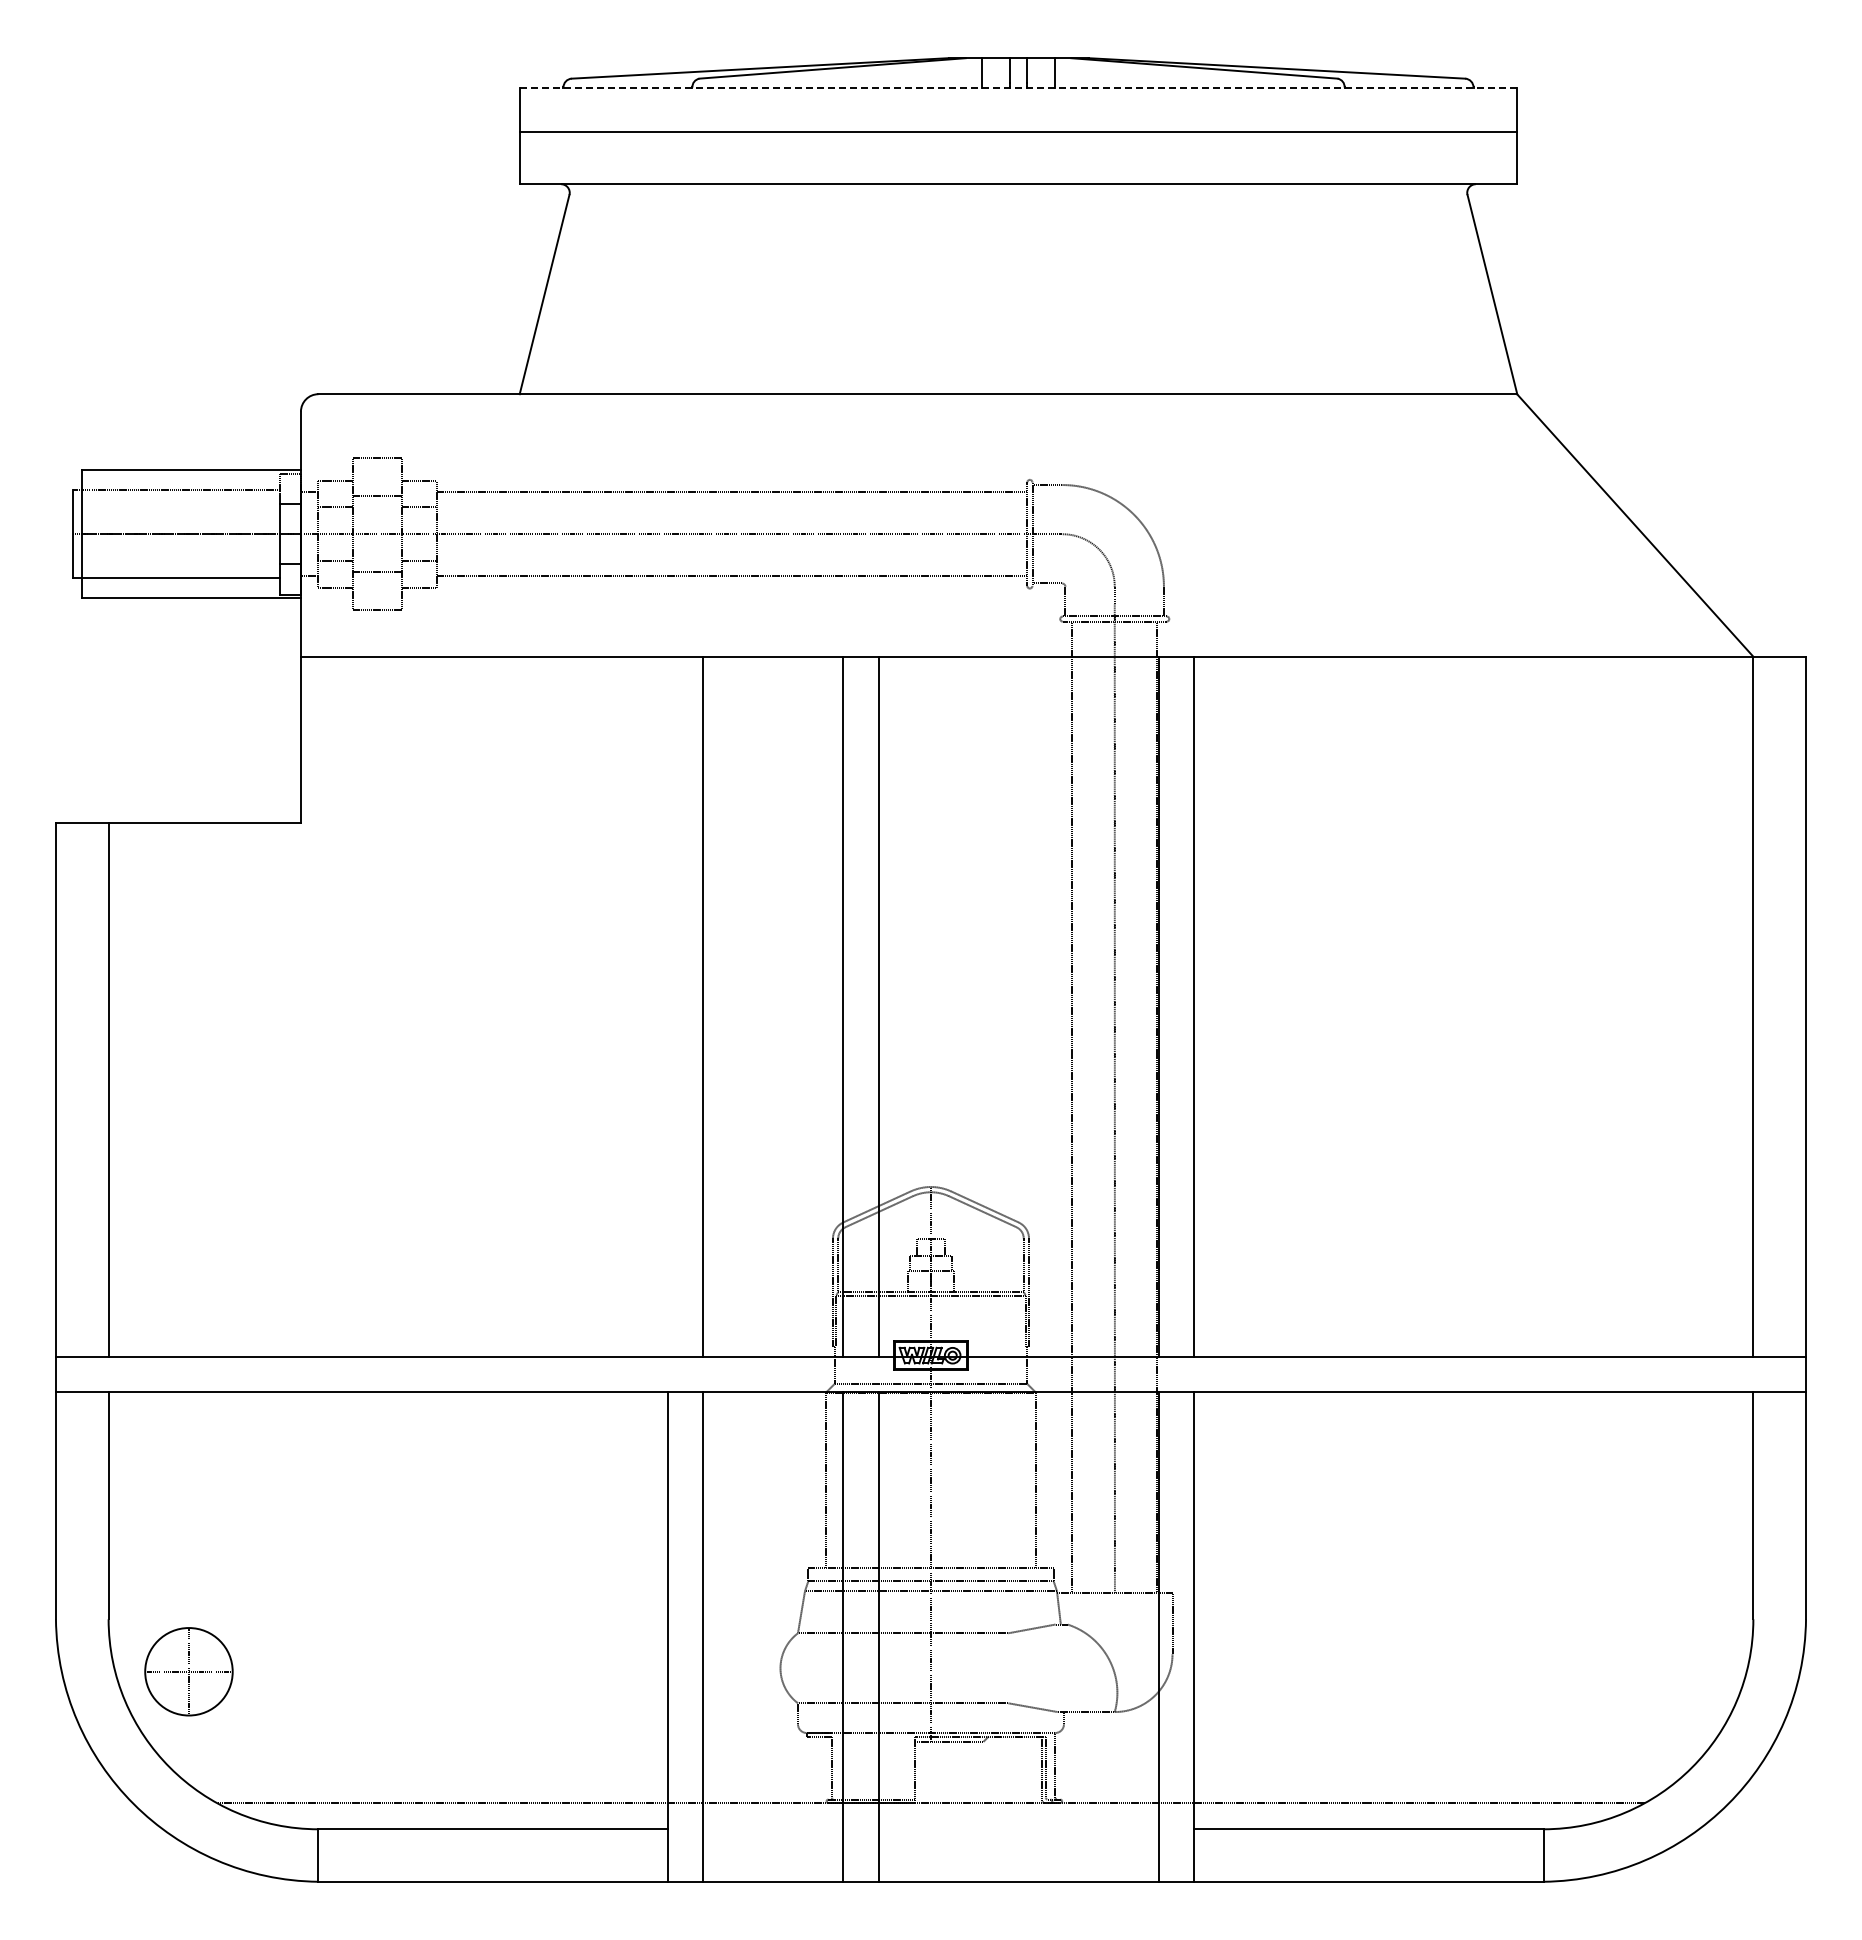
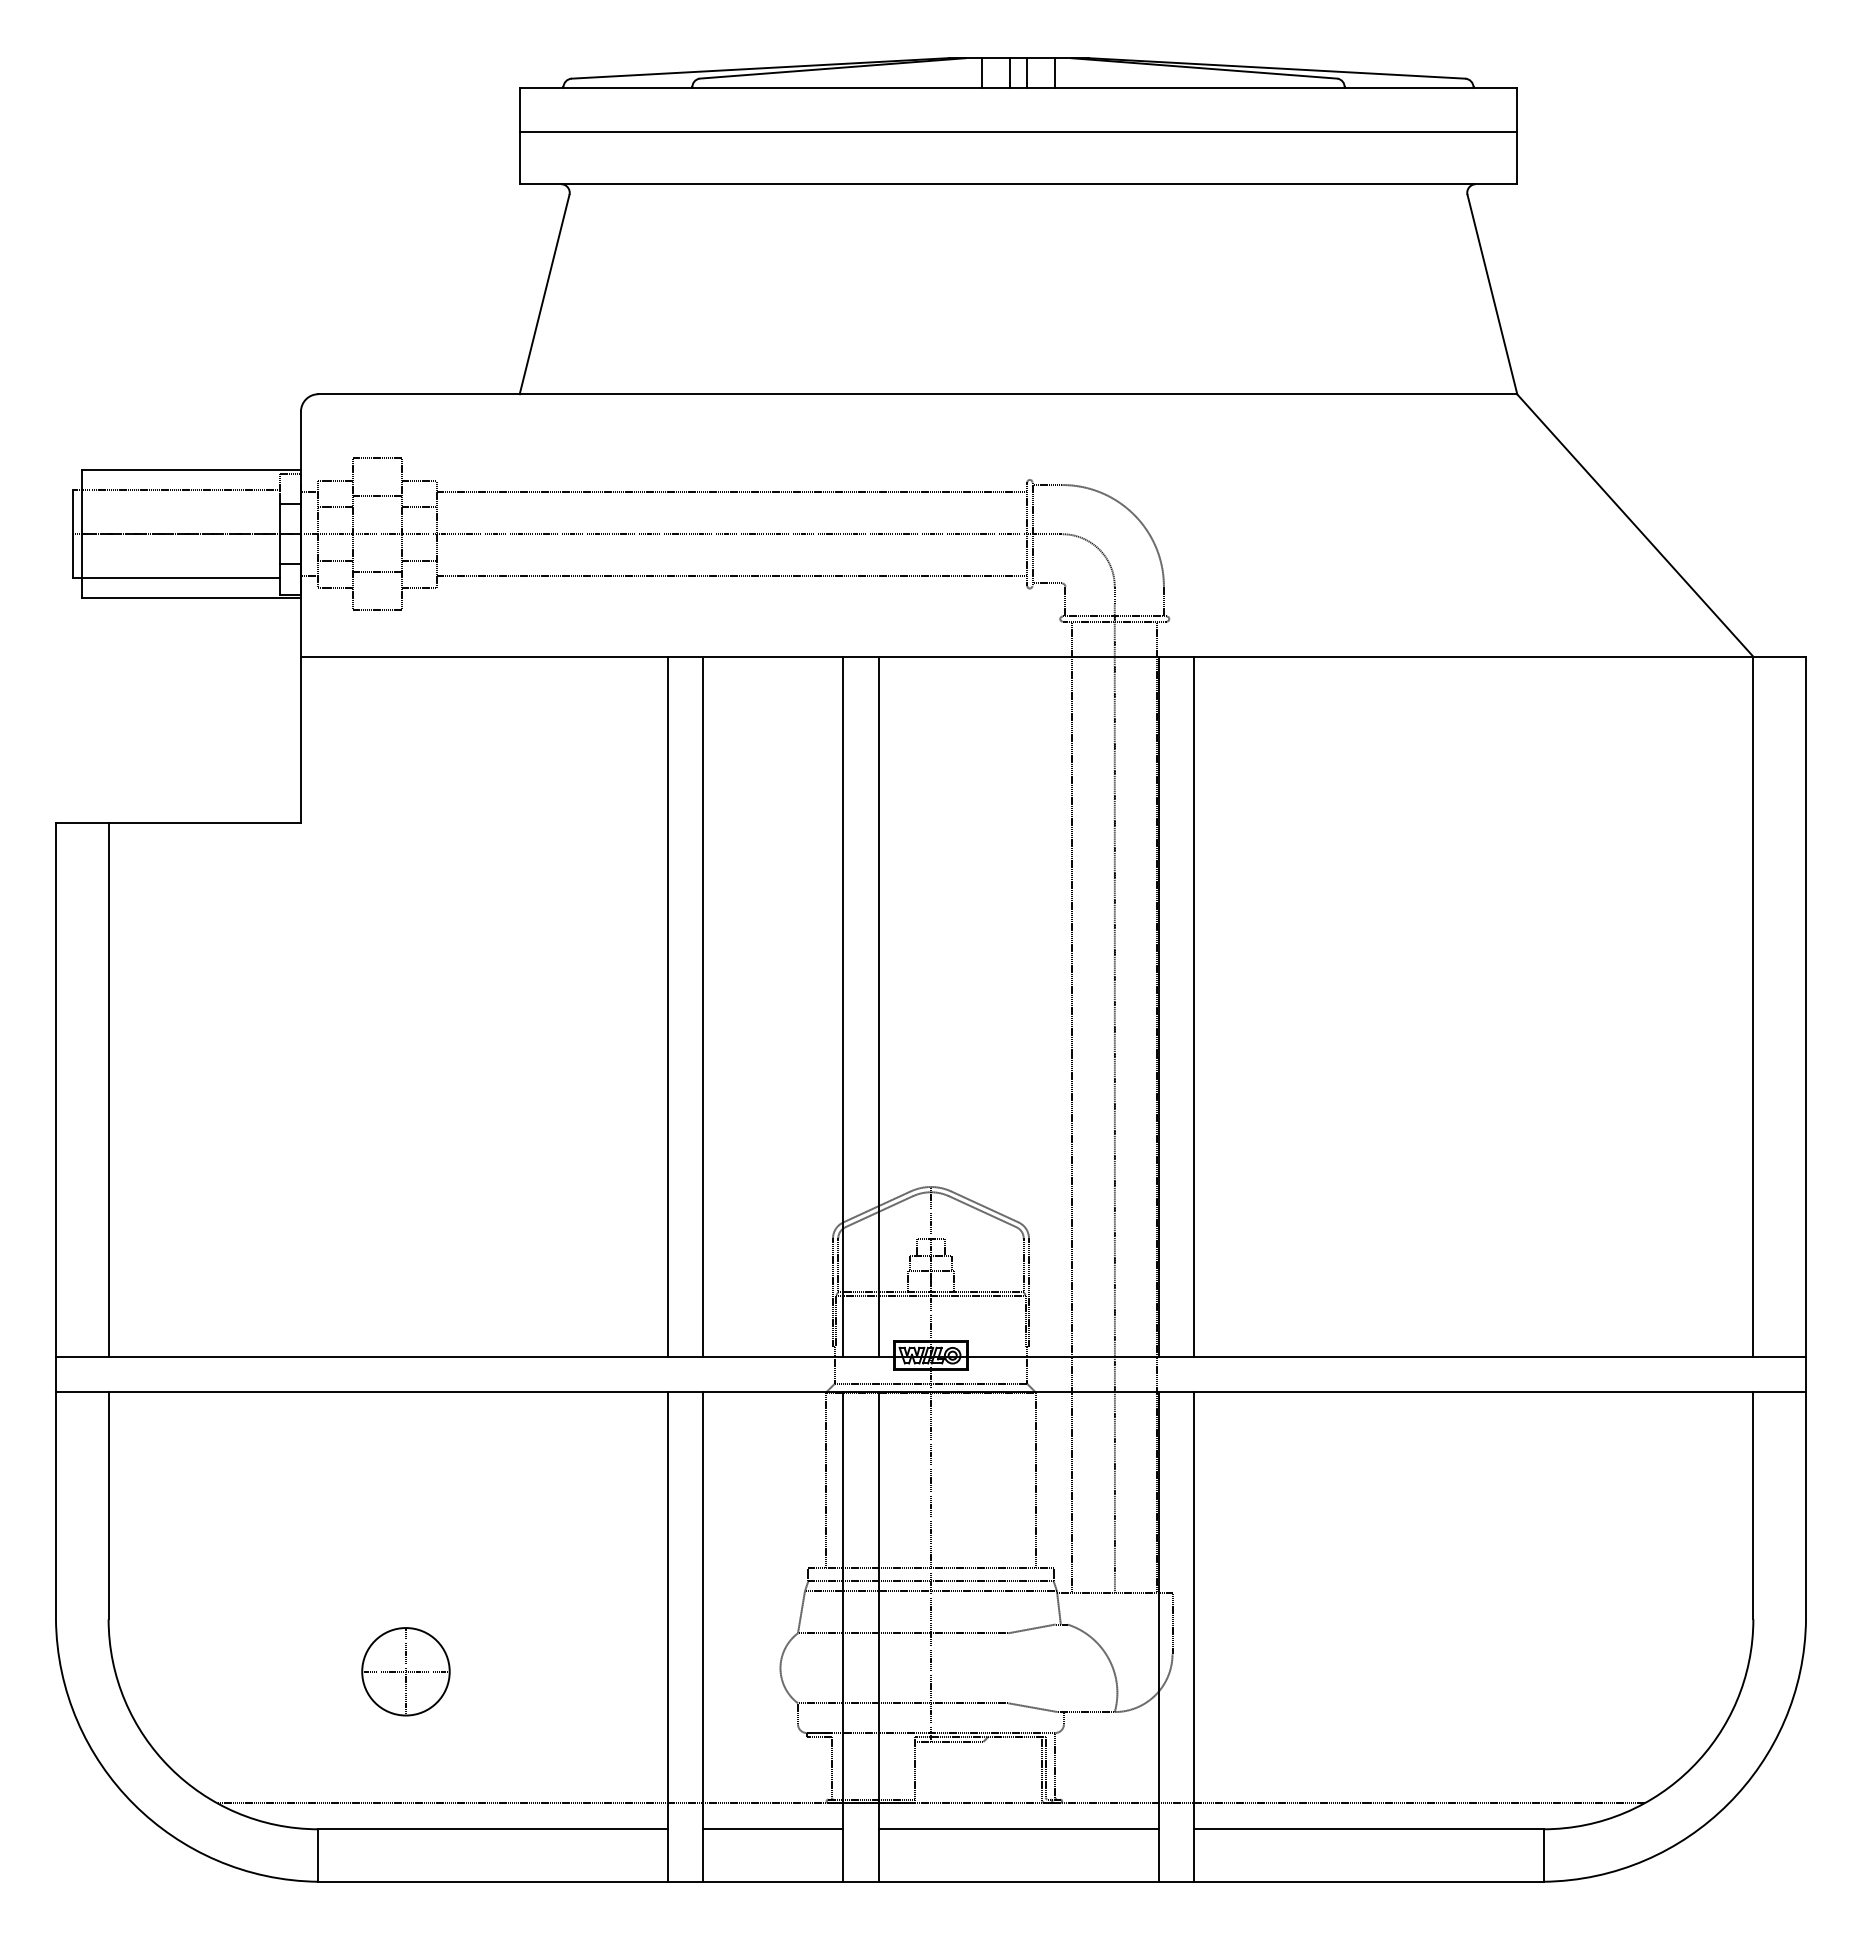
line: dashed -> solid (1018, 87)
line: none -> present (668, 1006)
part position: (188, 1671) -> (405, 1671) (405, 1671)
line: none -> present (773, 1829)
line: none -> present (1018, 1829)
